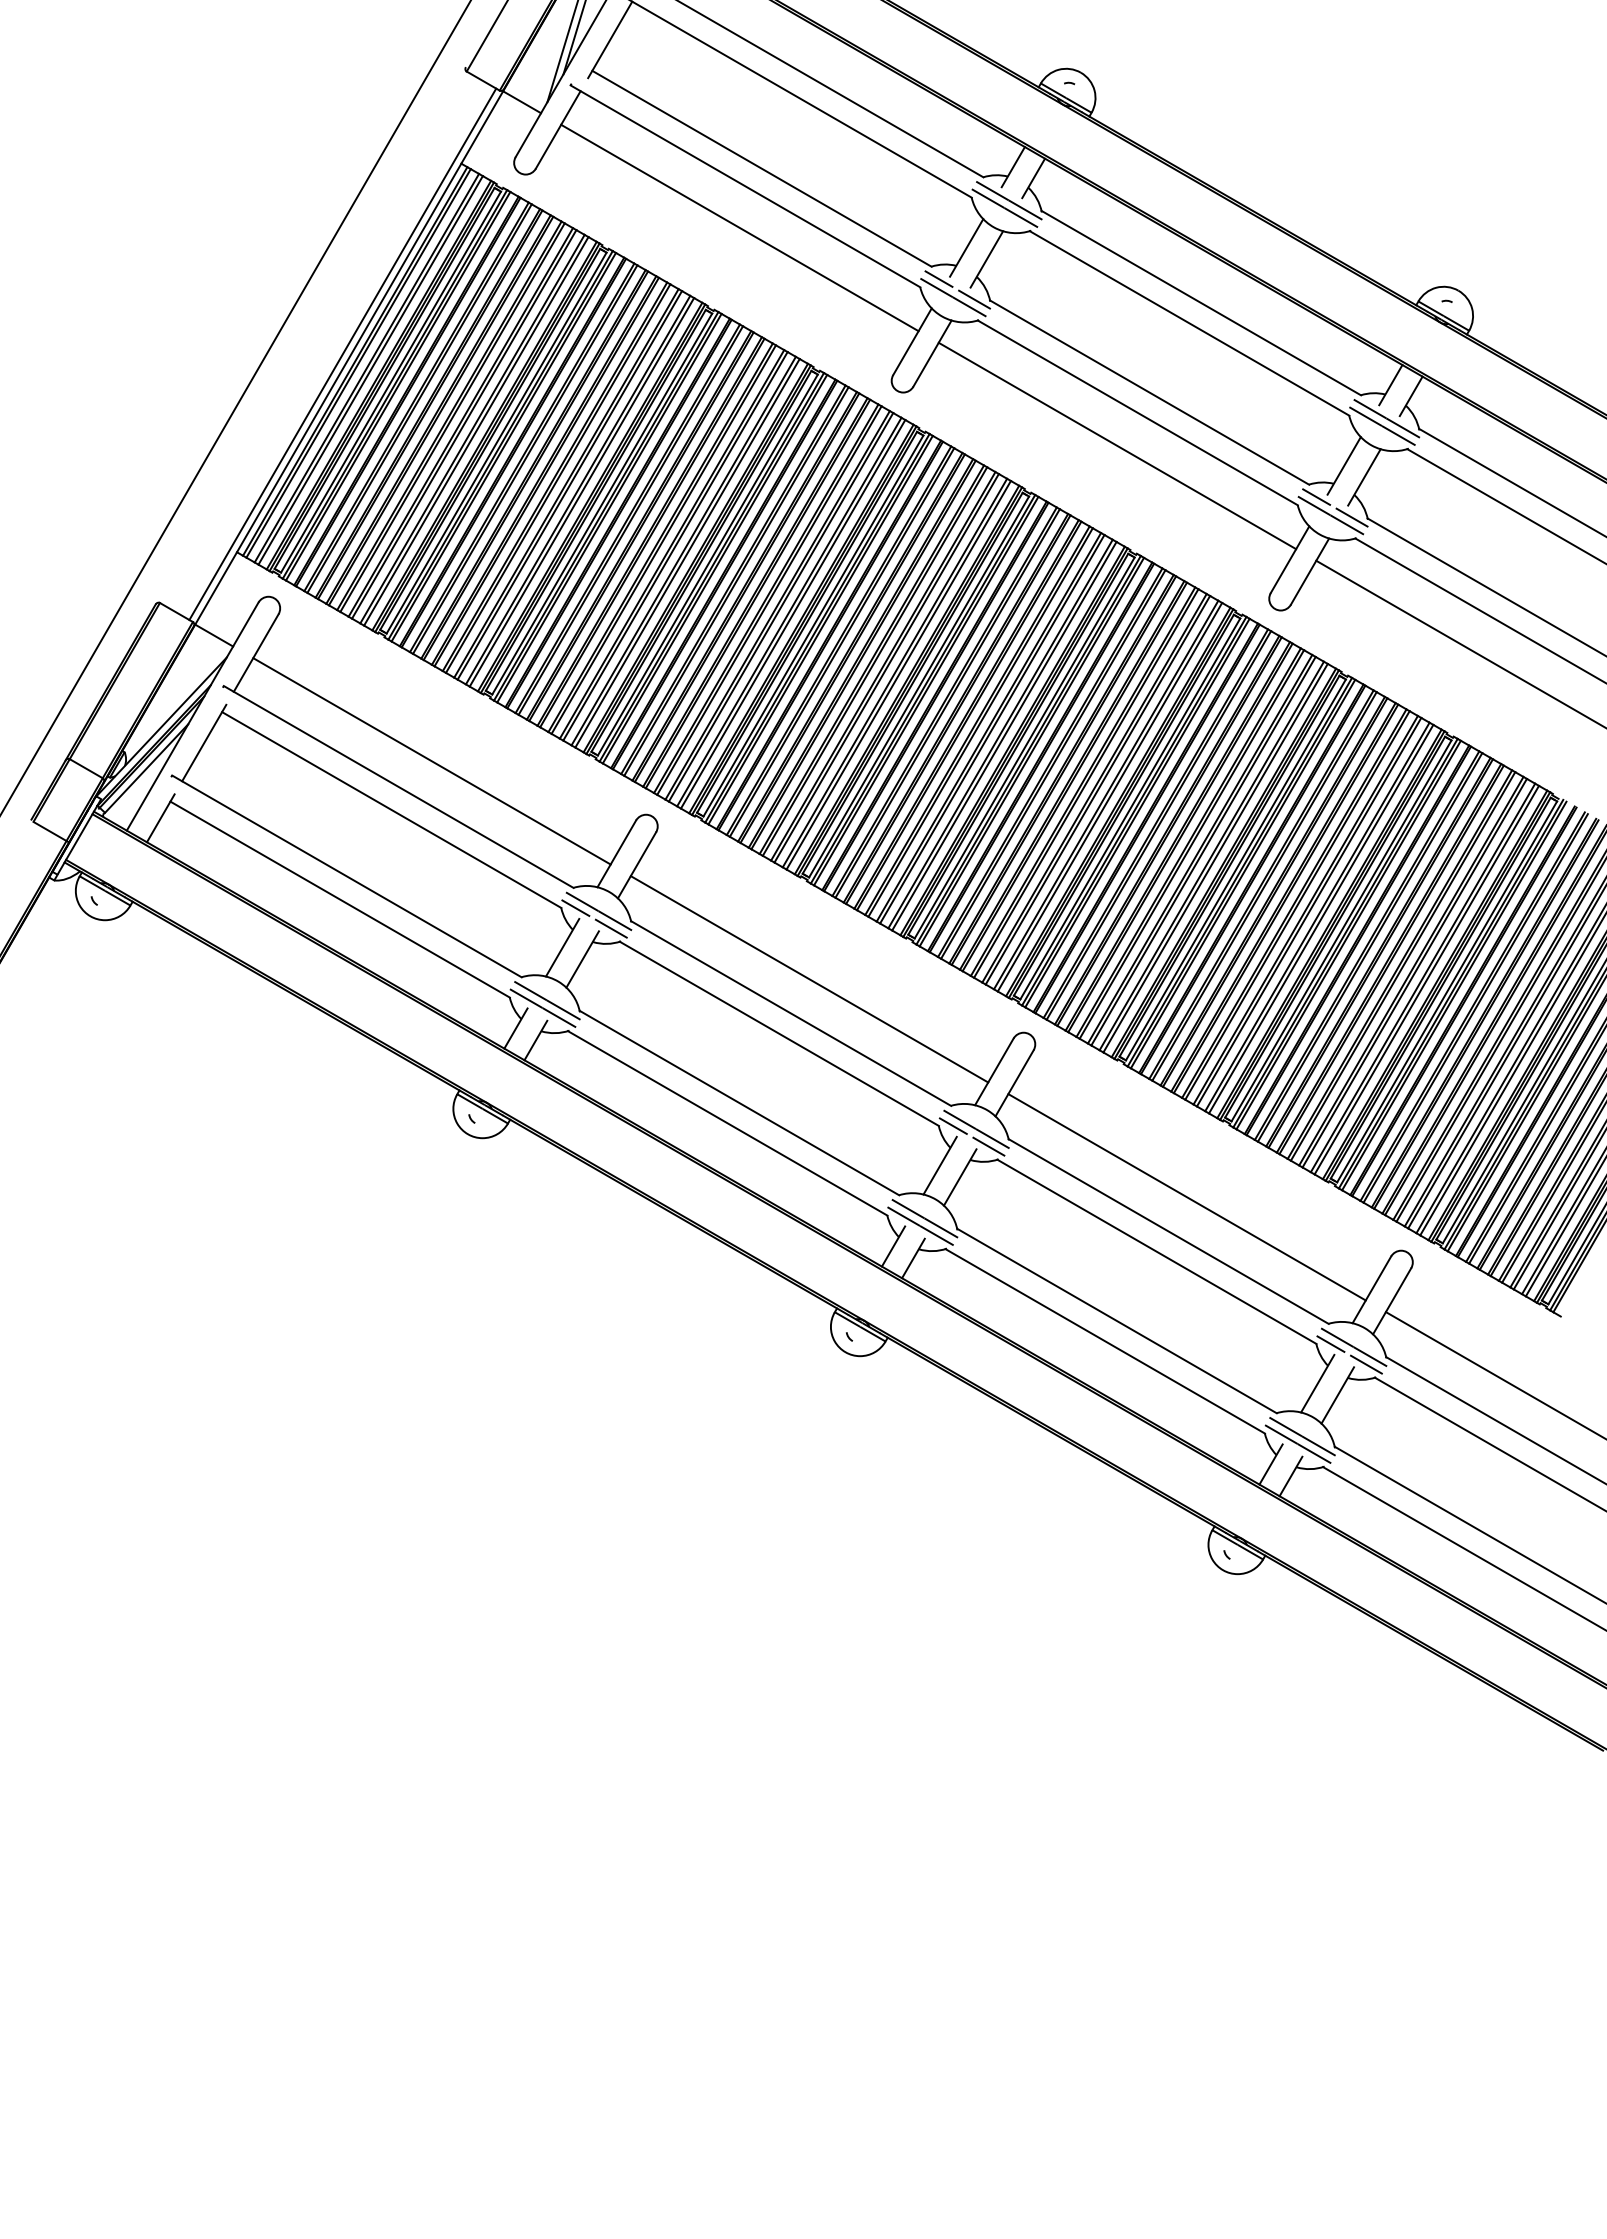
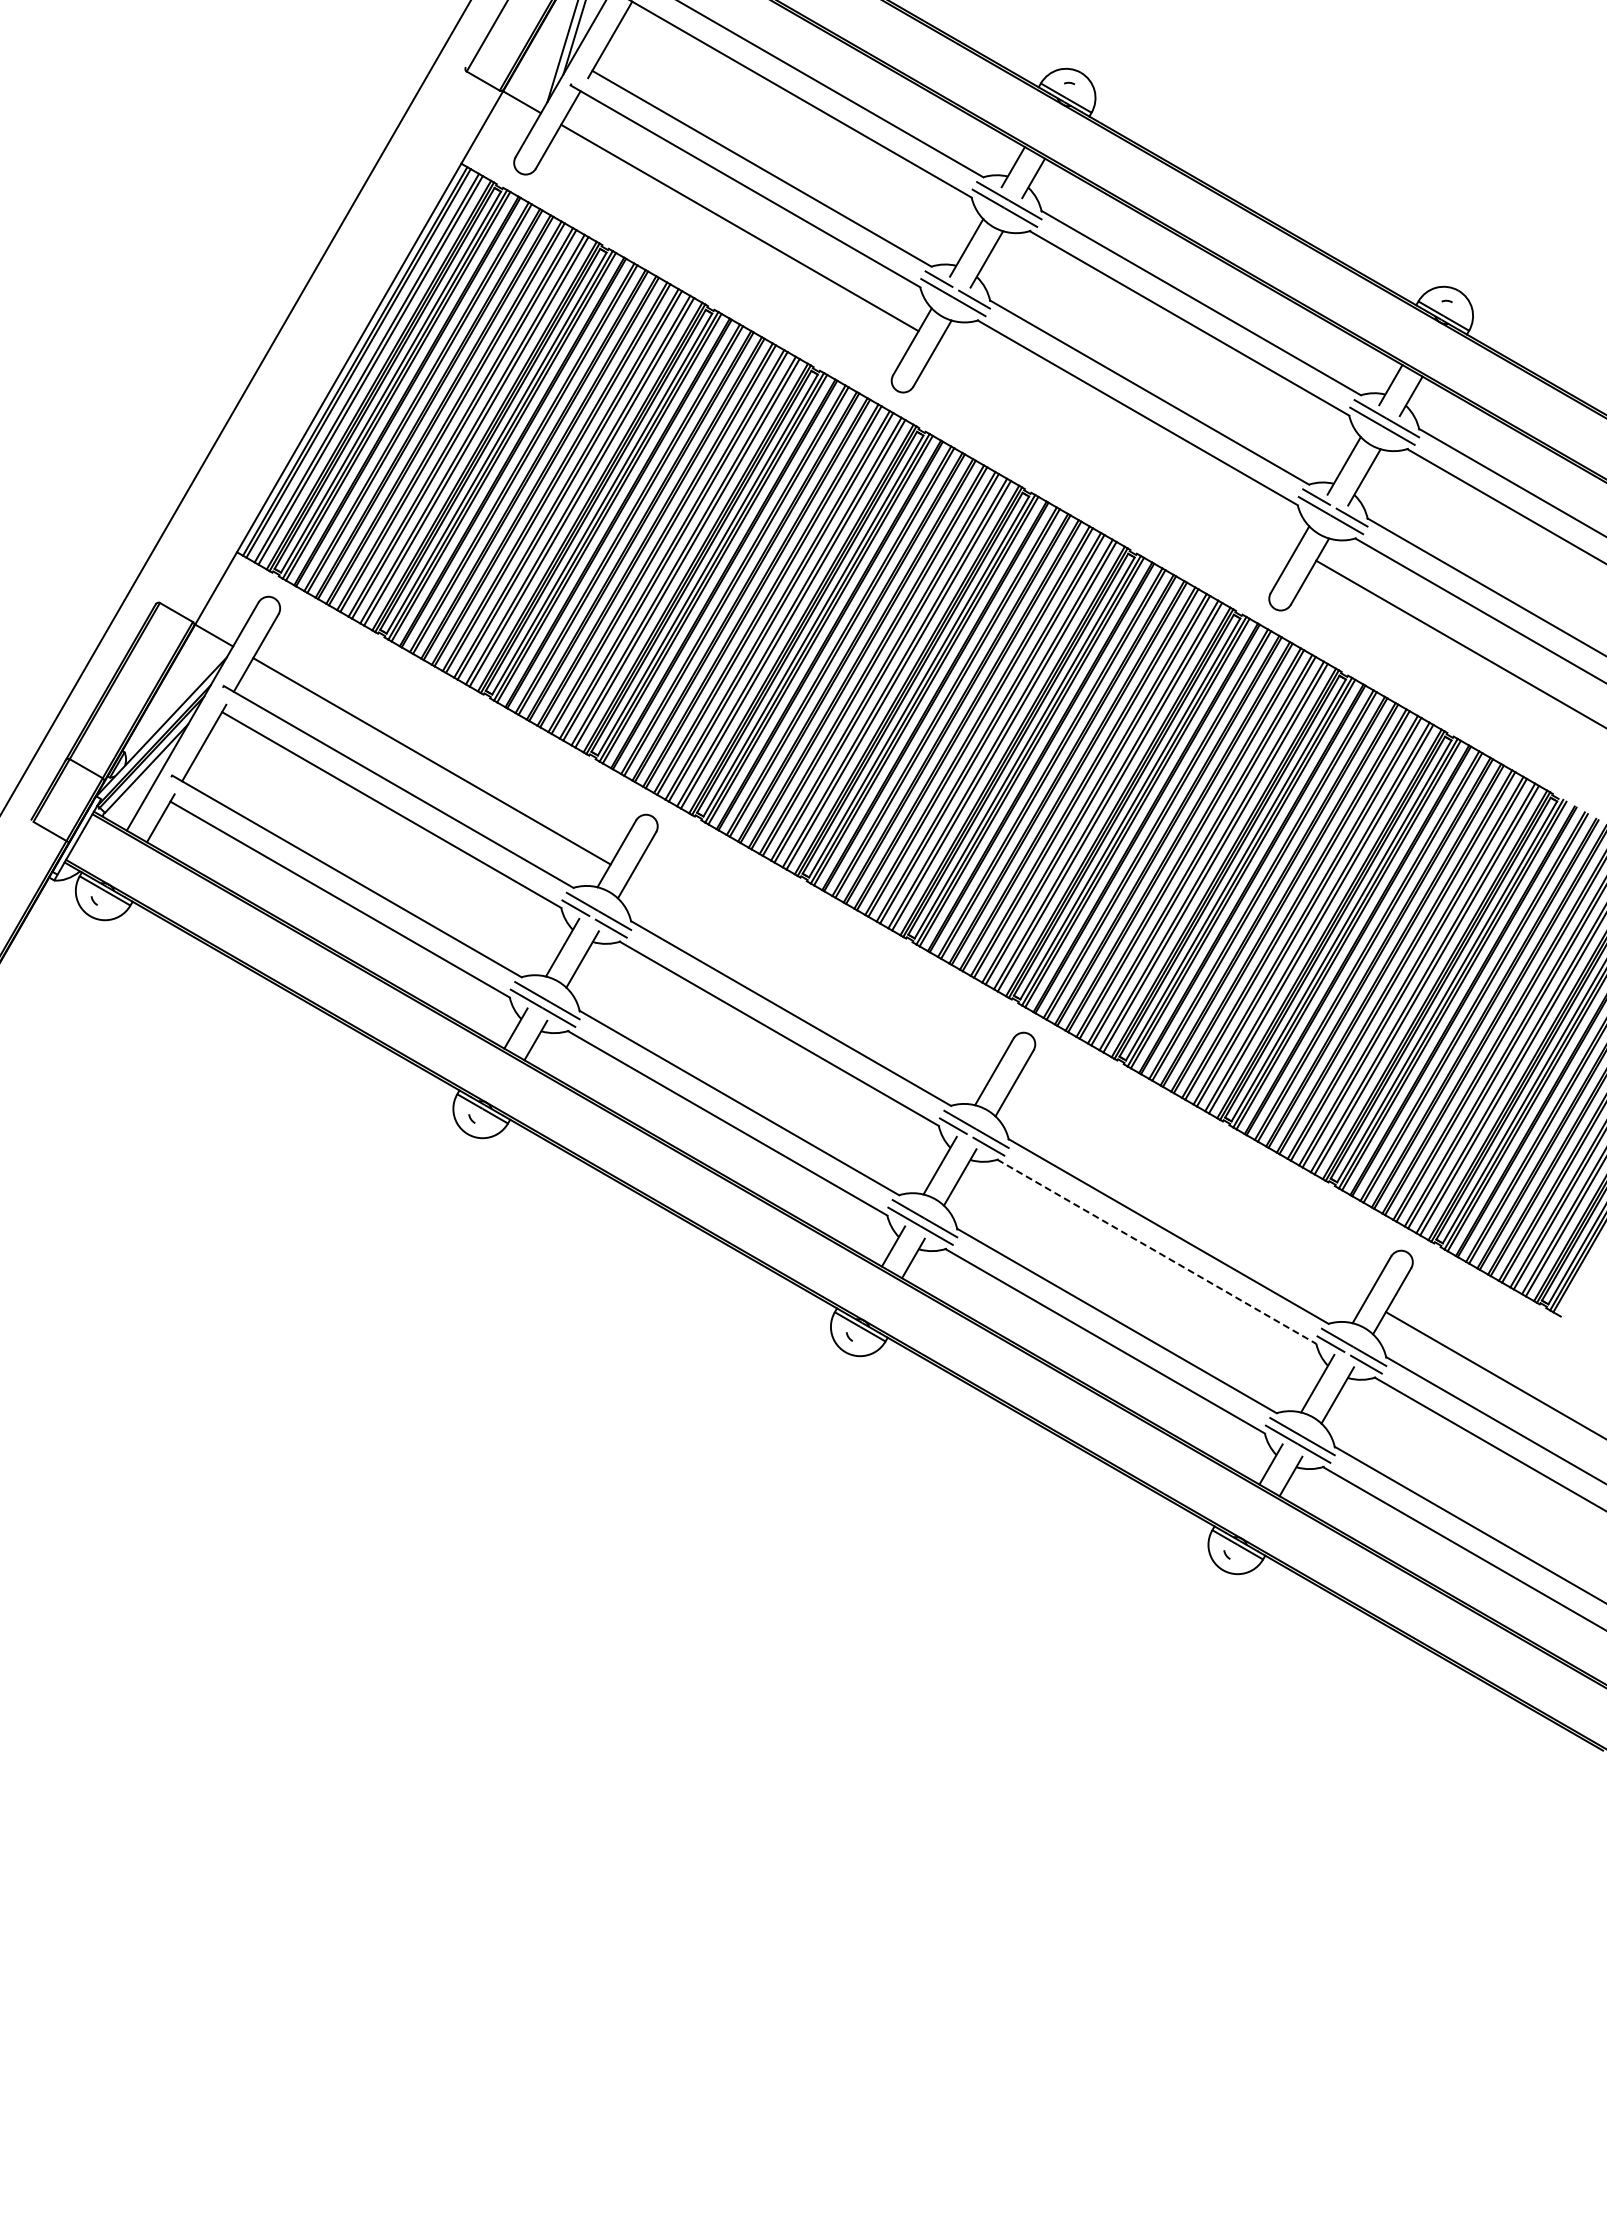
line: present -> none (342, 354)
line: present -> none (1117, 445)
line: present -> none (809, 979)
line: present -> none (1186, 1197)
line: solid -> dashed (1157, 1252)
